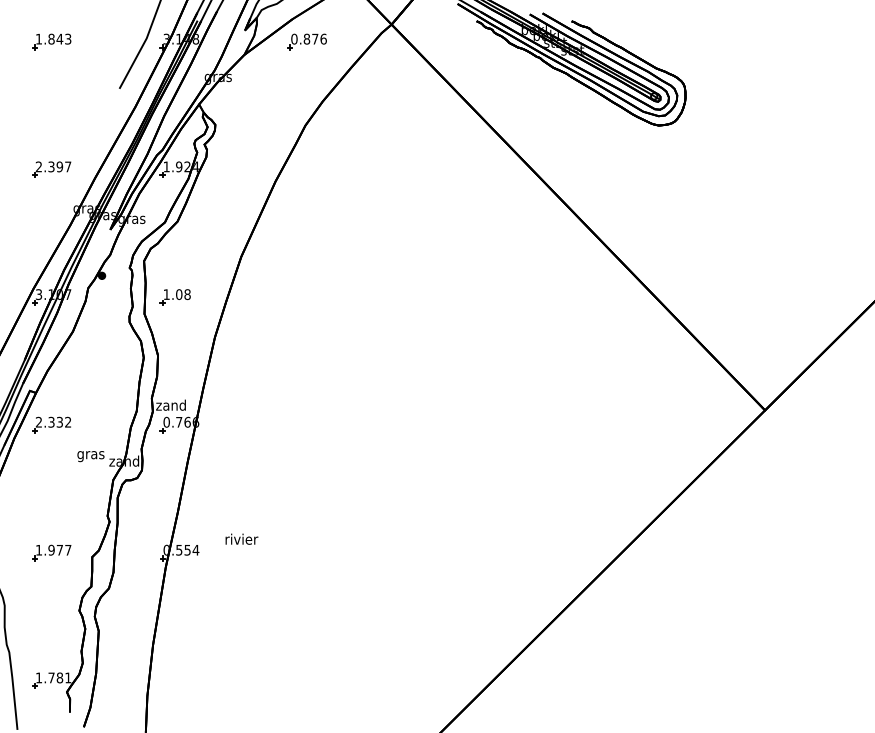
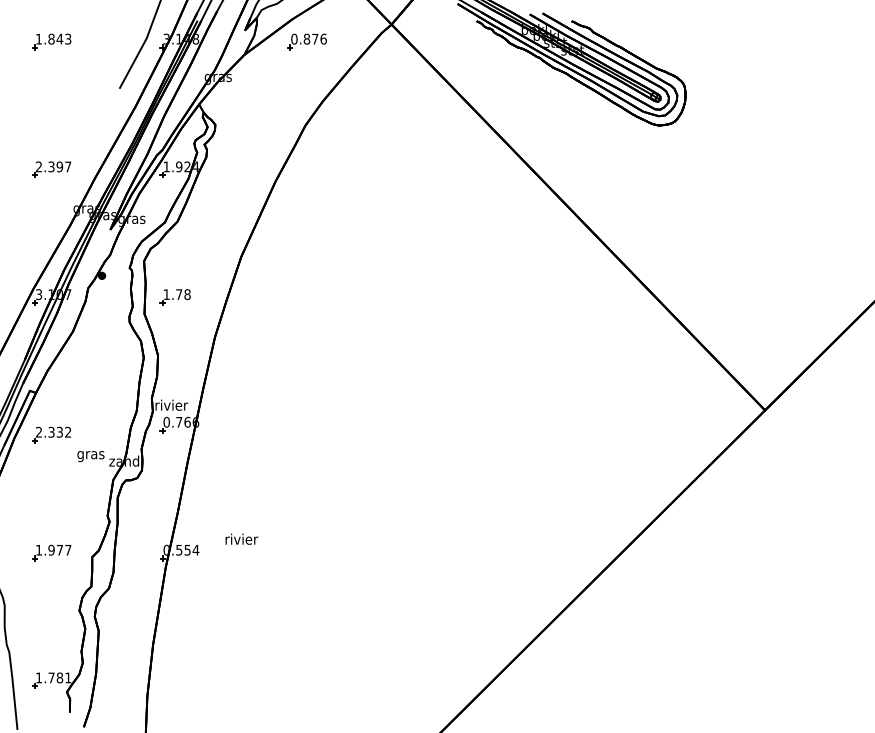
text: 1.08 -> 1.78 (179, 294)
text: zand -> rivier (171, 404)
part position: (51, 424) -> (51, 434) (51, 434)
